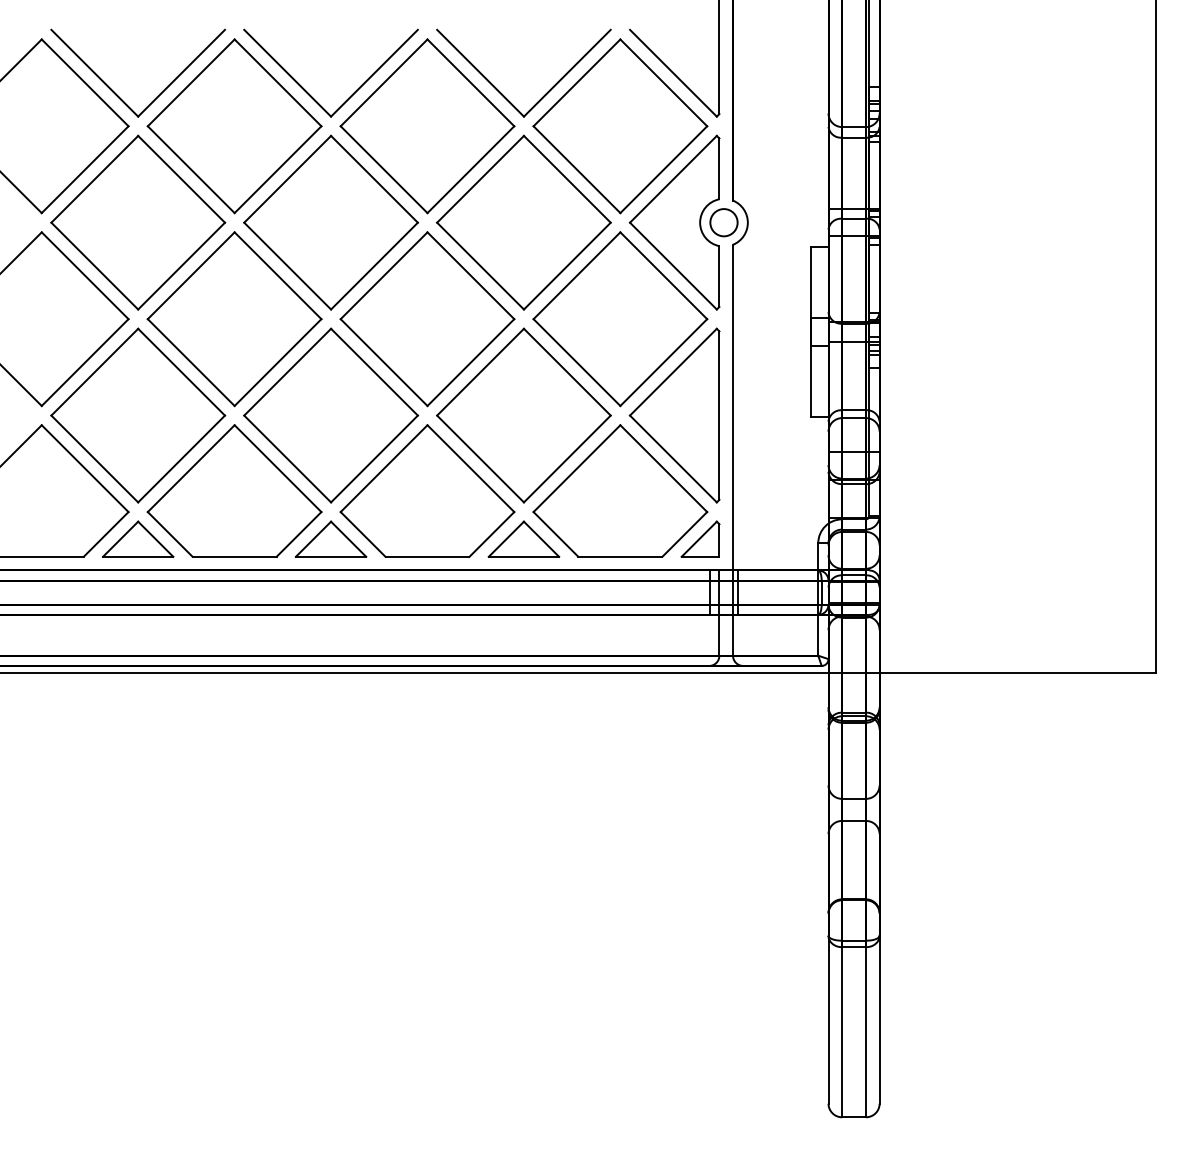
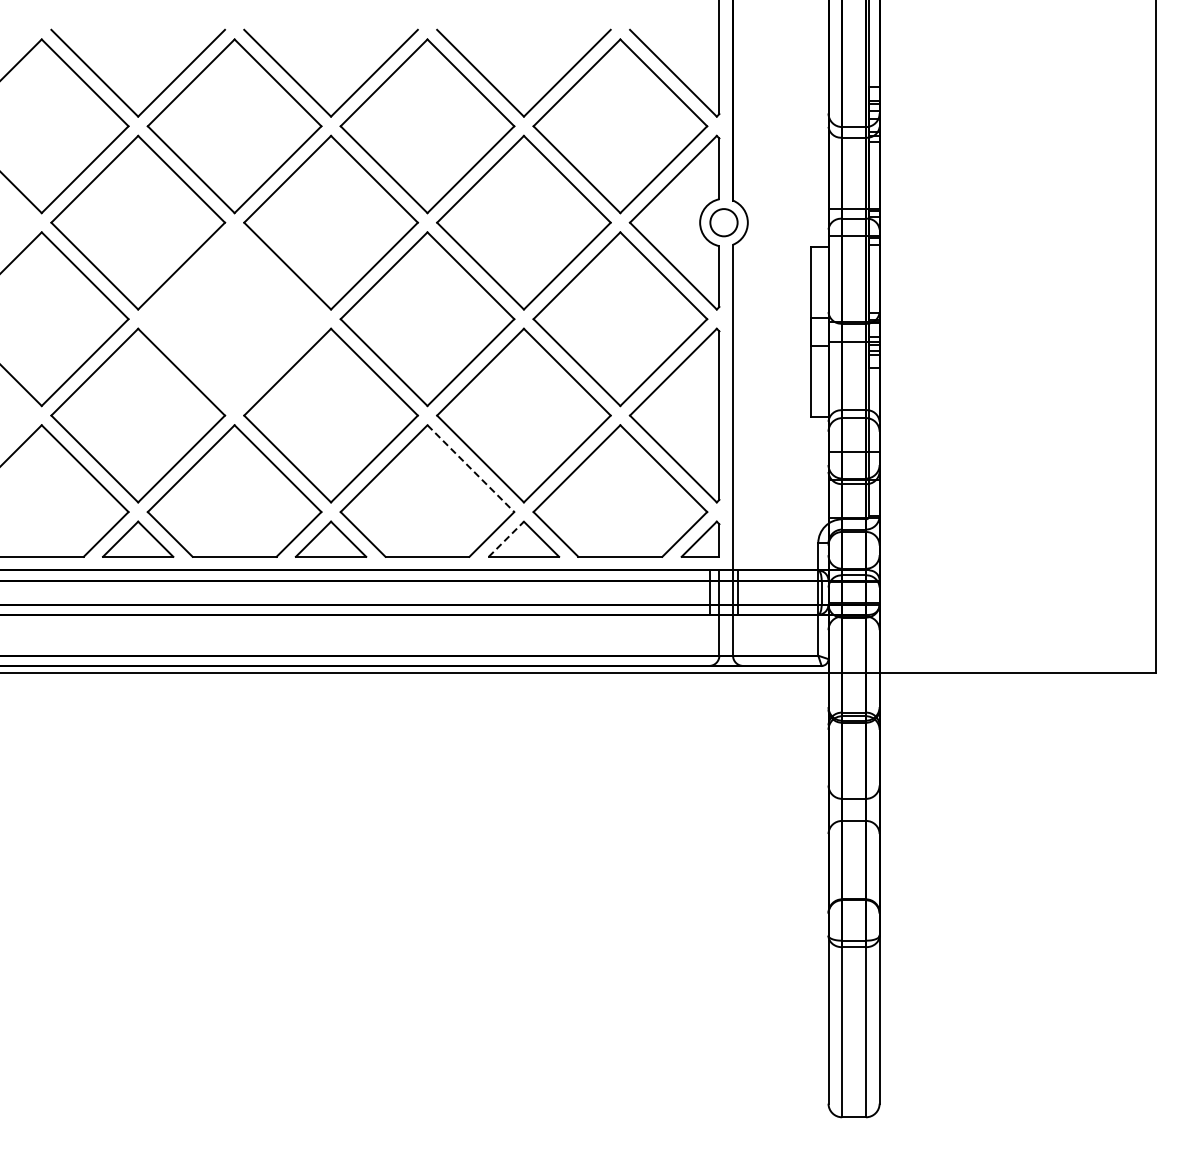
part: present -> none (234, 319)
line: solid -> dashed (471, 469)
line: solid -> dashed (506, 539)
